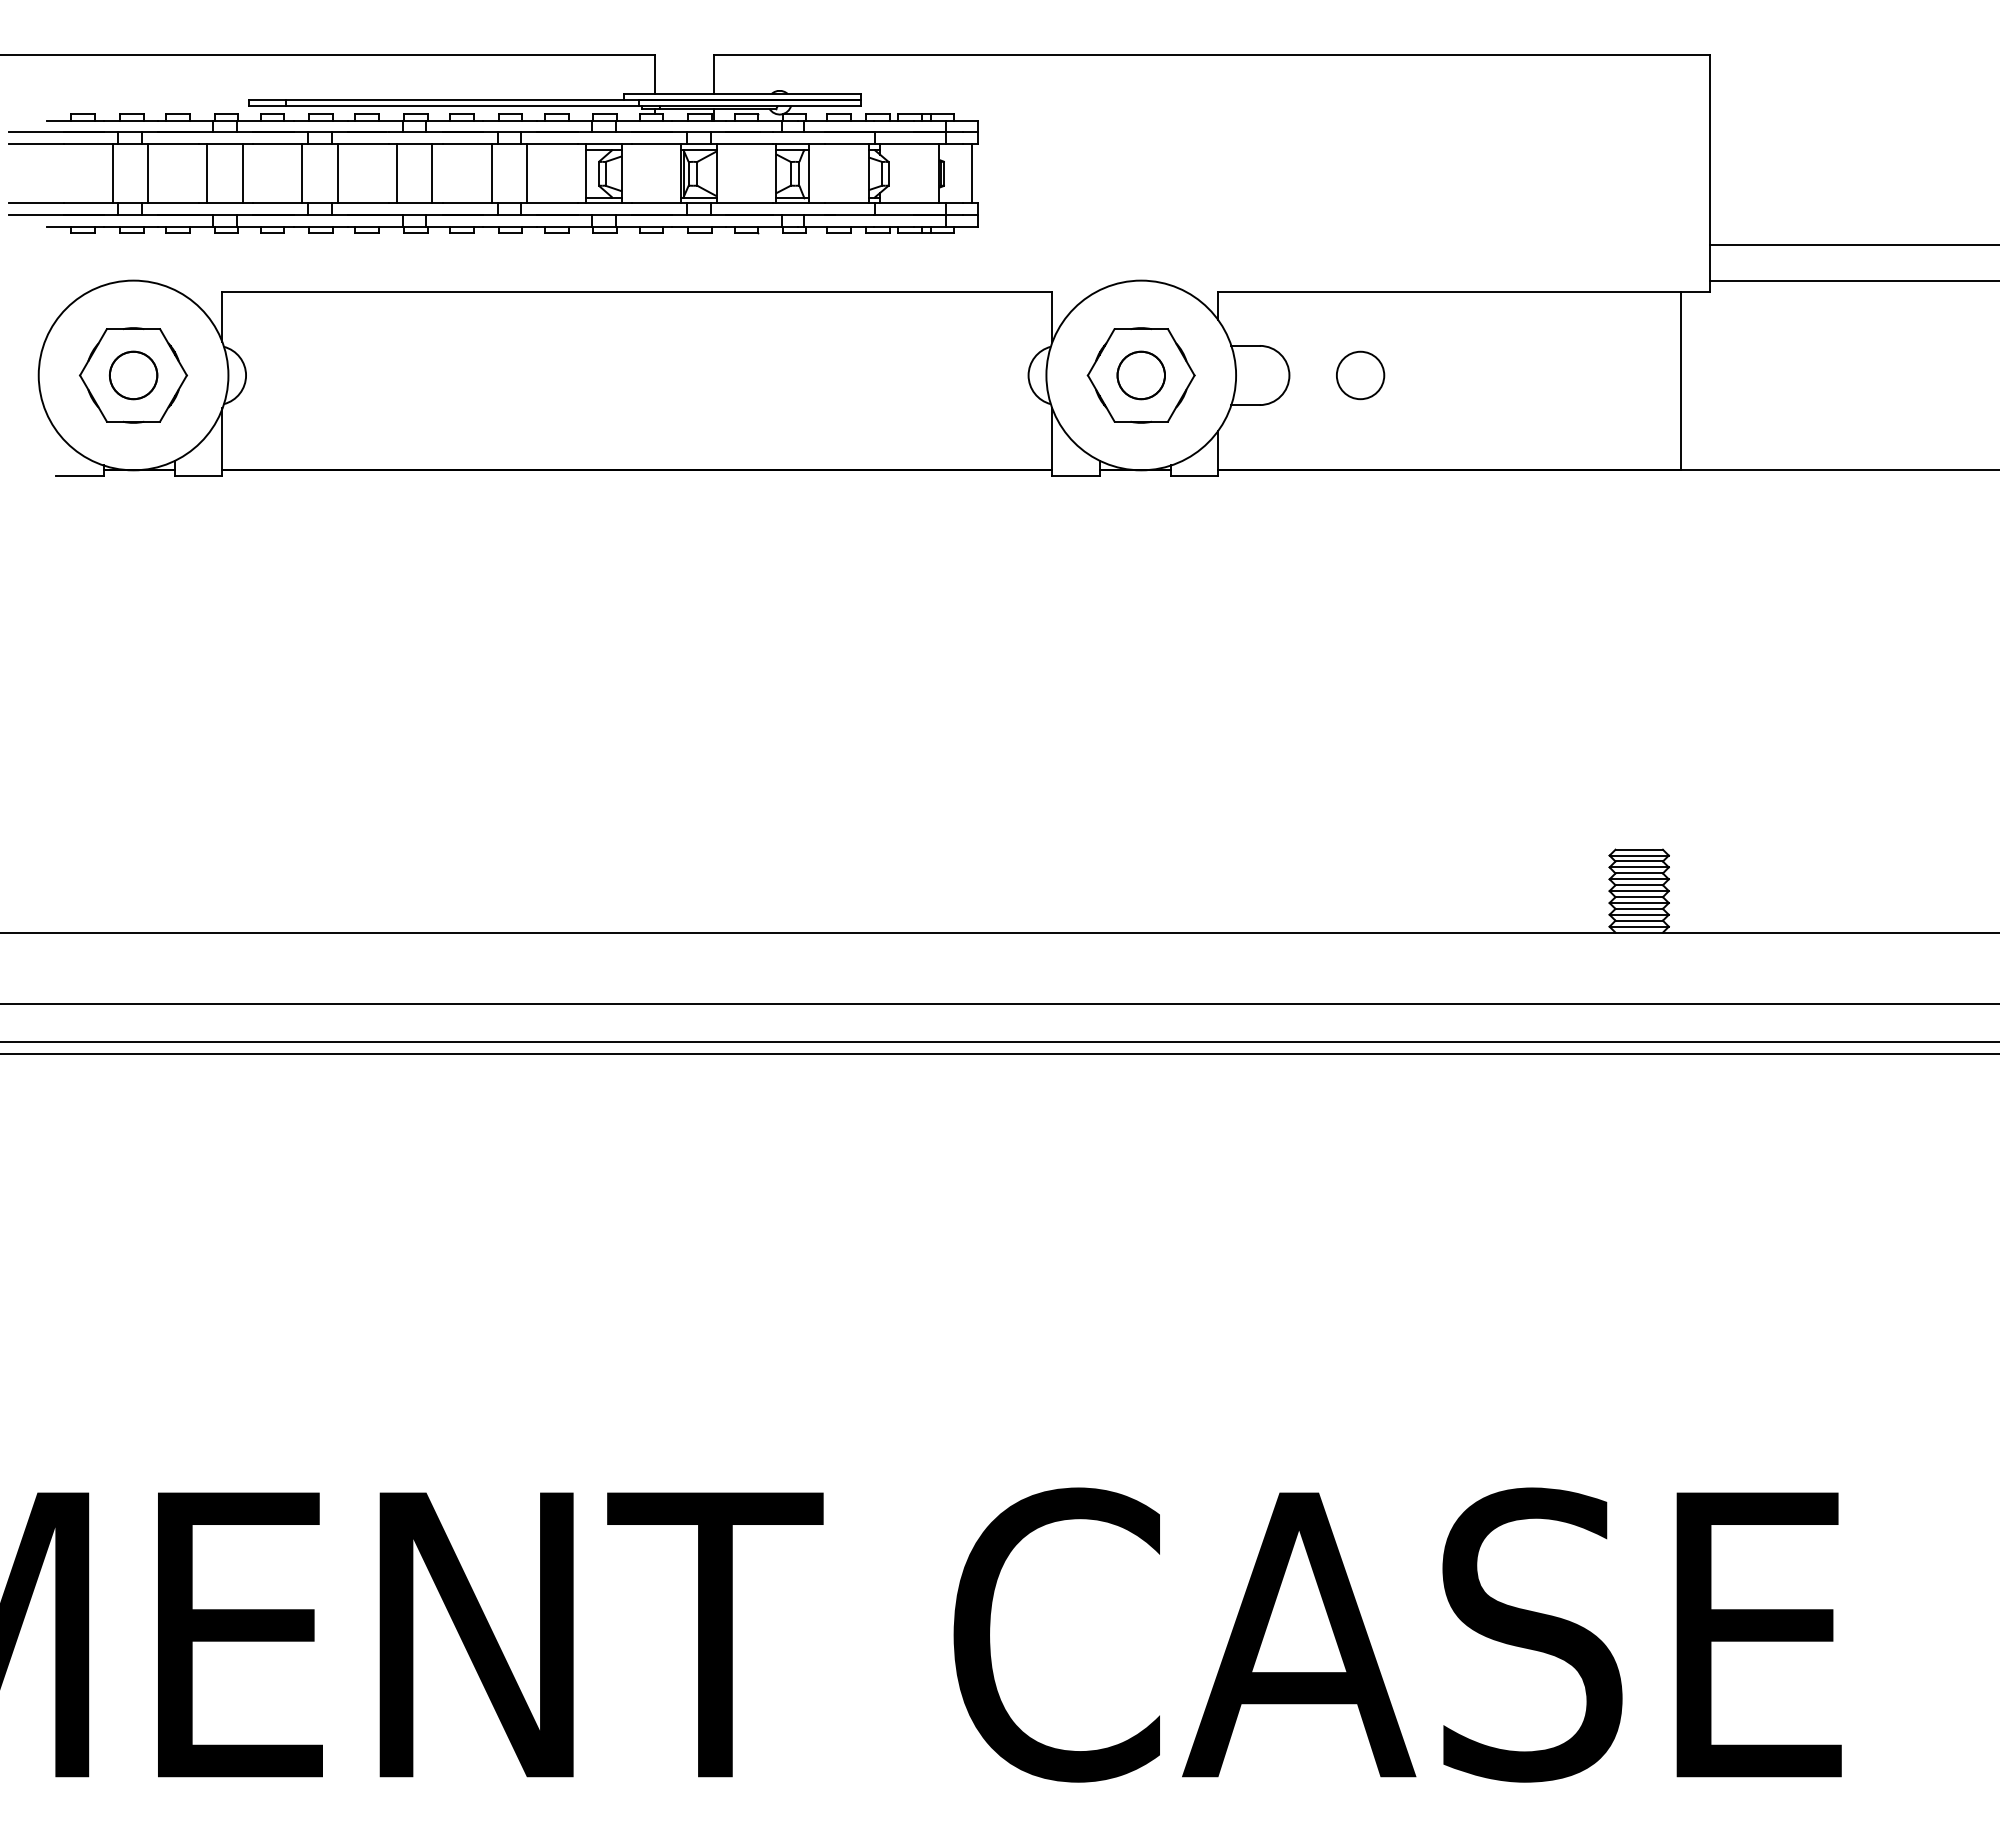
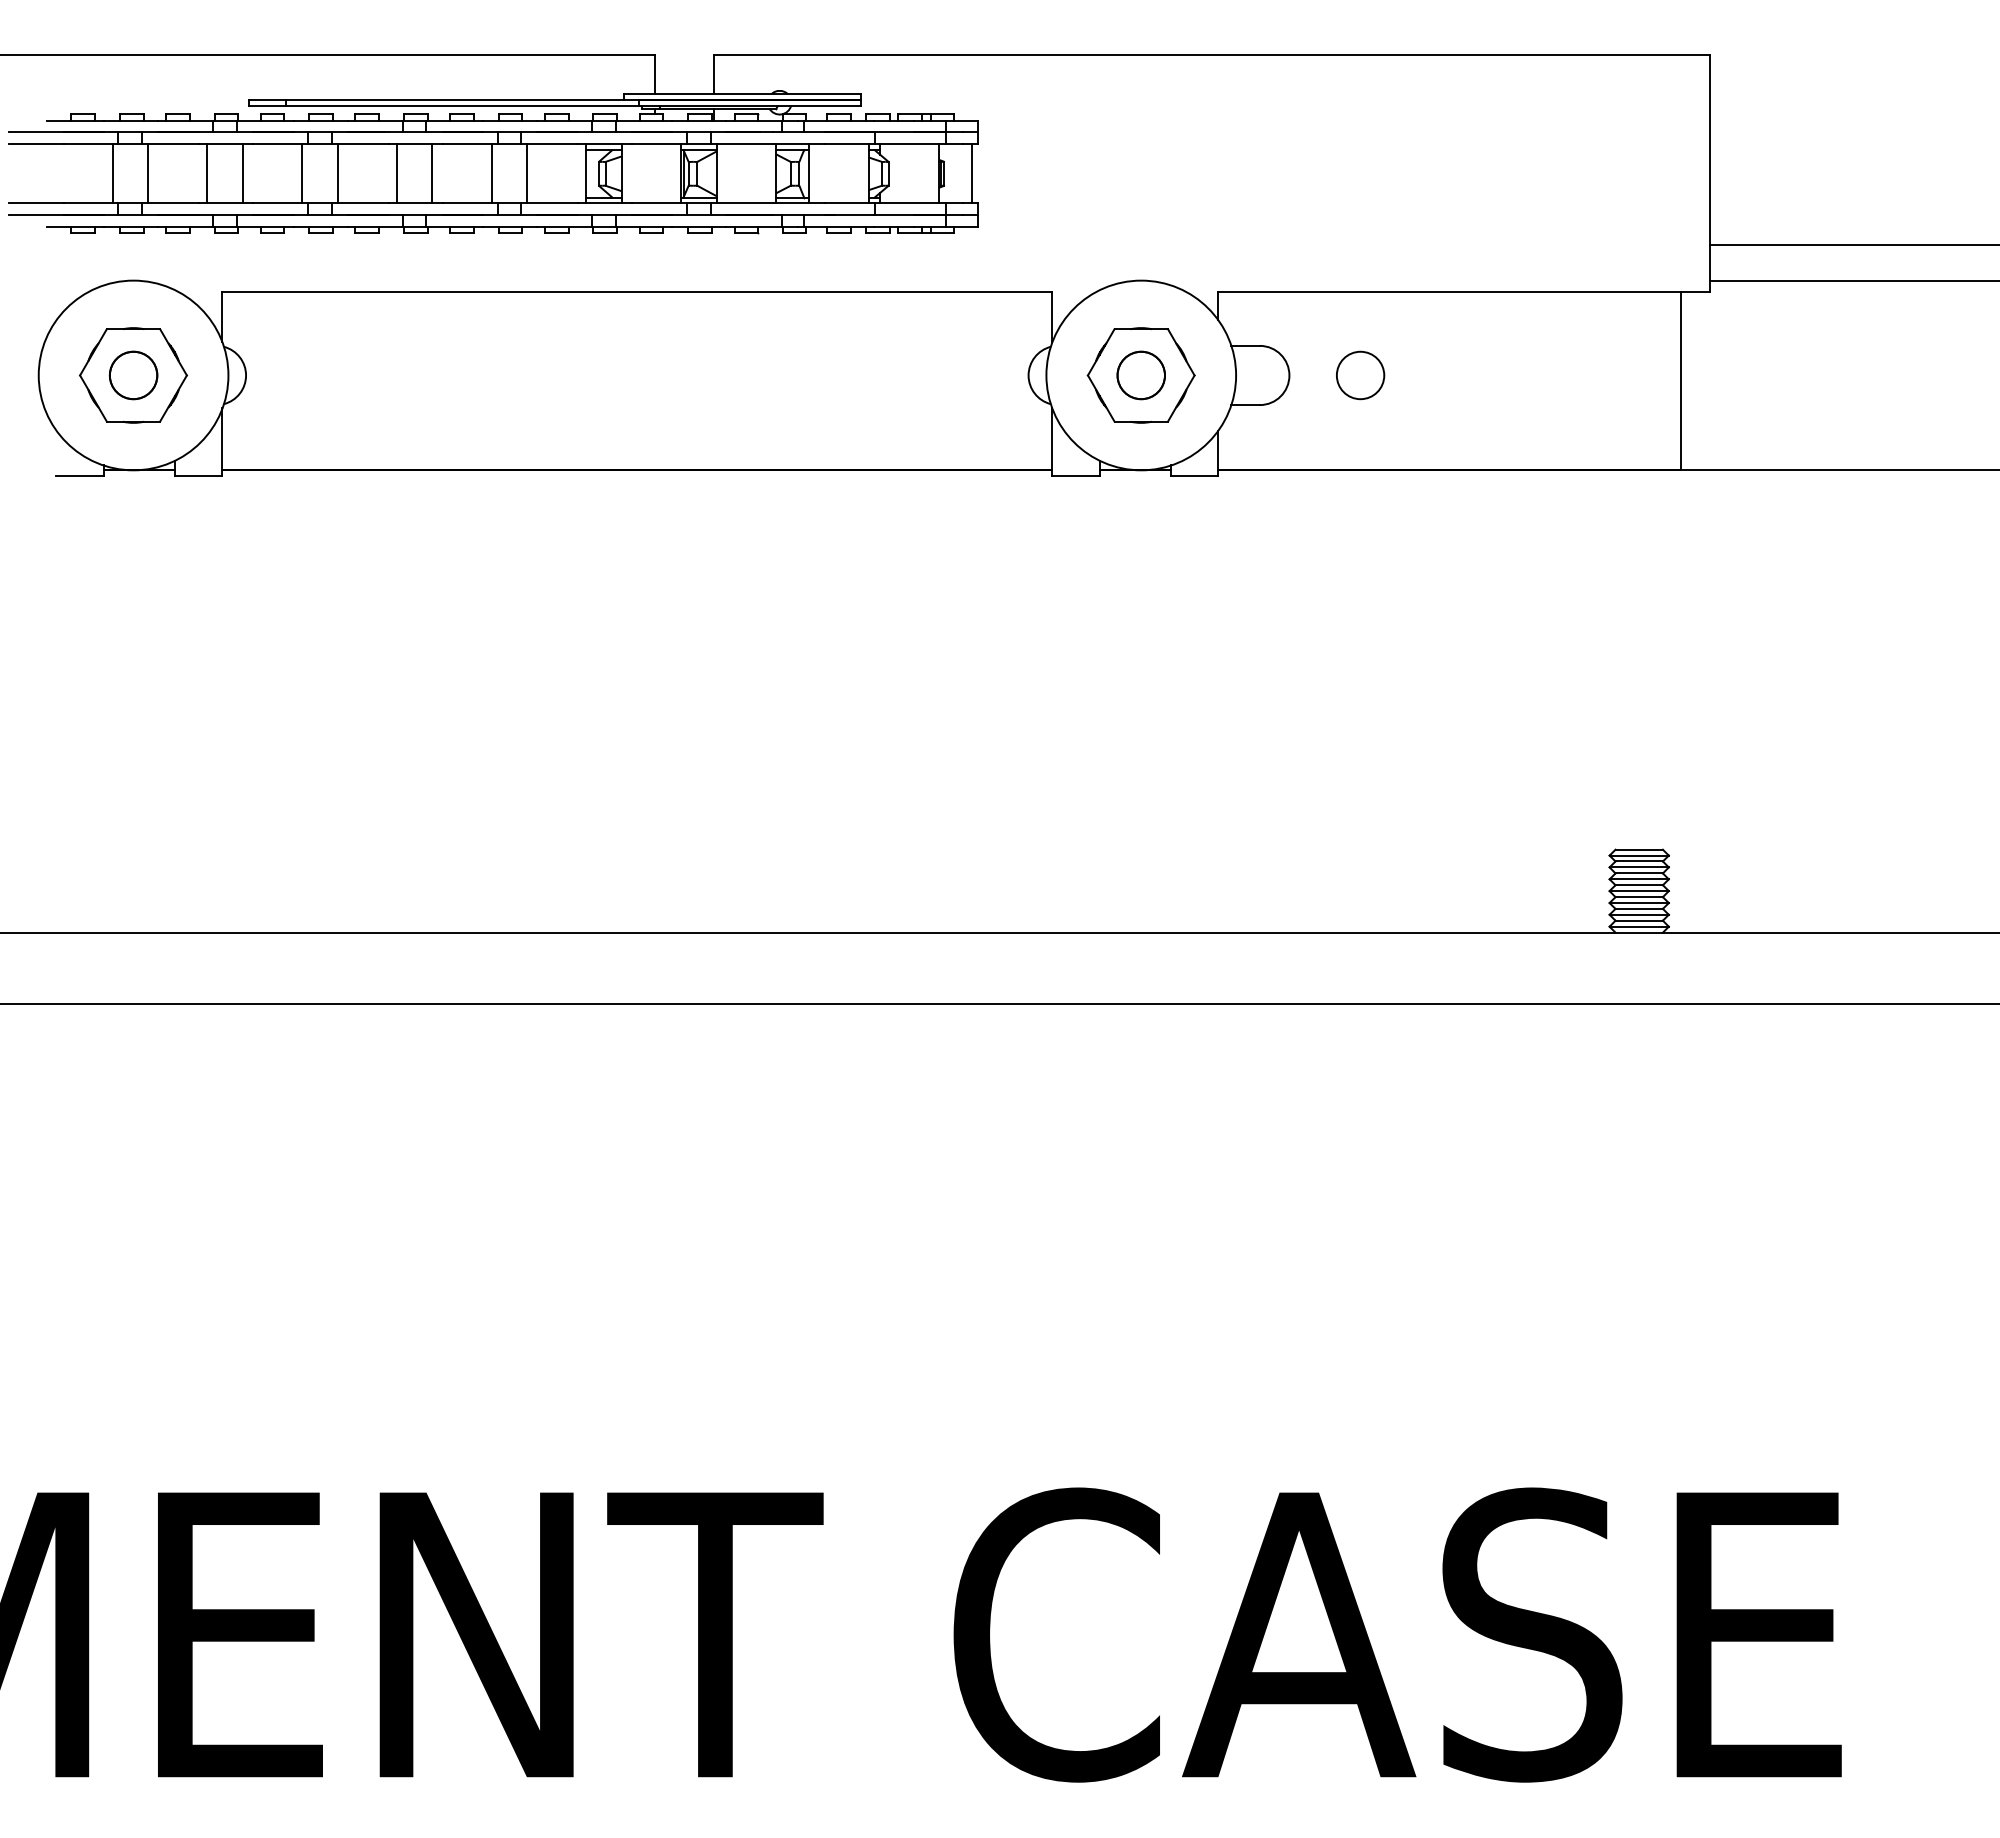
line: present -> none (999, 1042)
line: present -> none (999, 1053)
